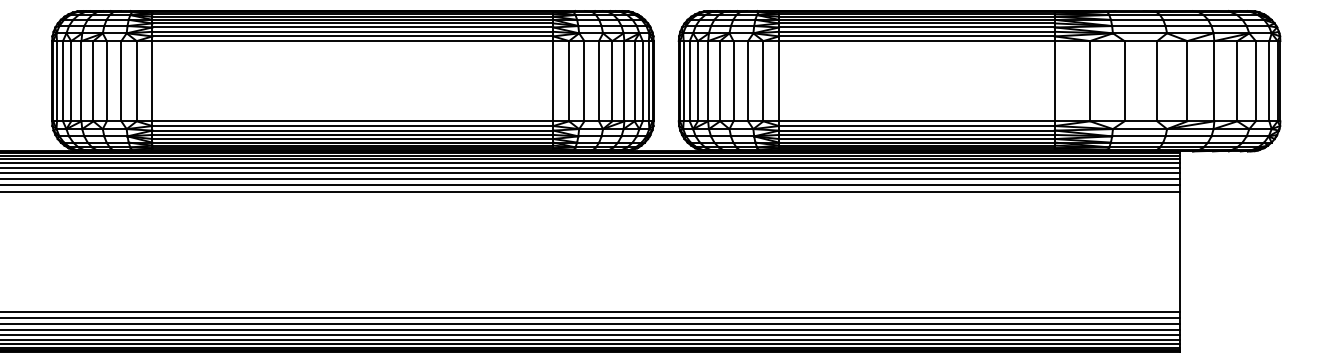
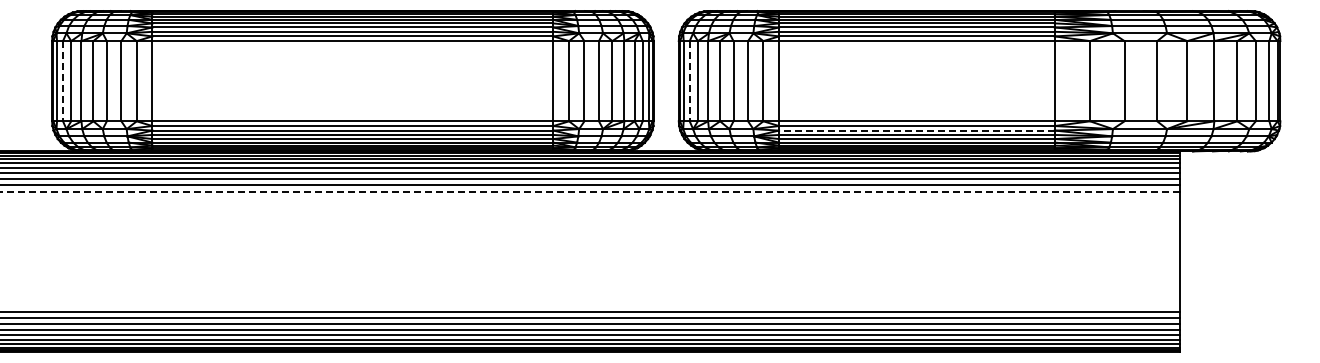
line: solid -> dashed (63, 81)
line: solid -> dashed (689, 81)
line: solid -> dashed (916, 130)
line: solid -> dashed (590, 191)
